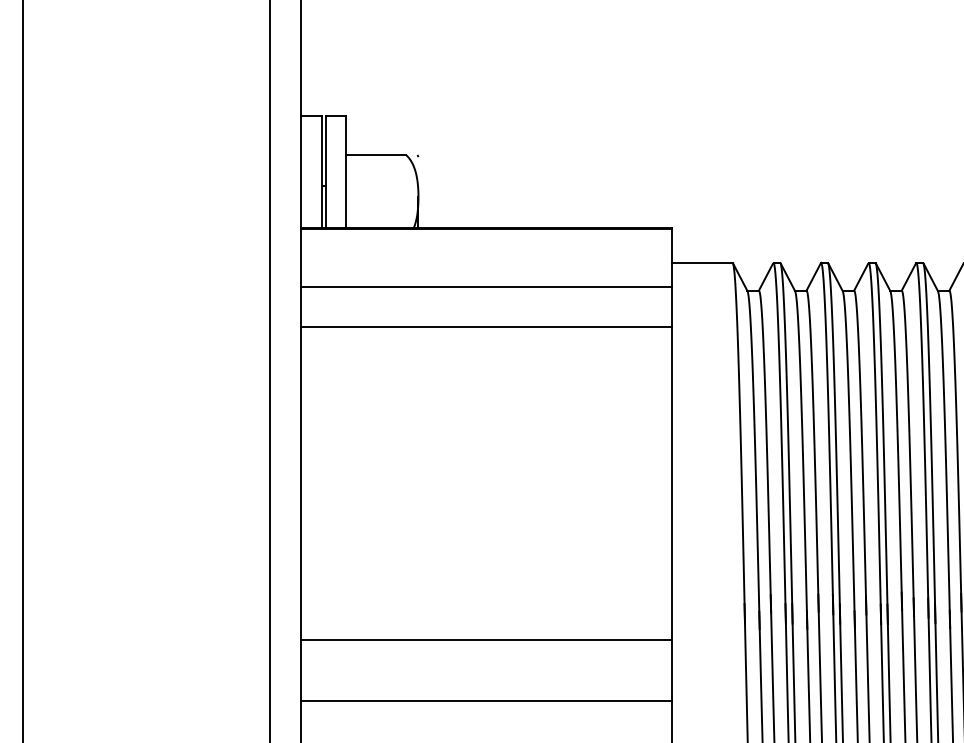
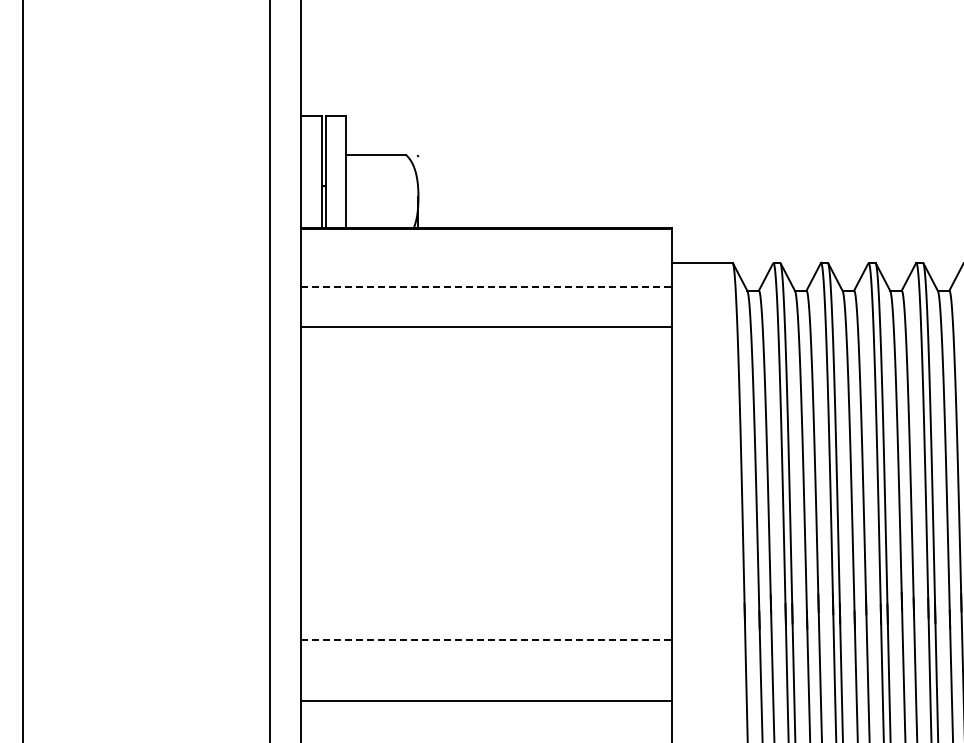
line: solid -> dashed (486, 286)
line: solid -> dashed (486, 639)
